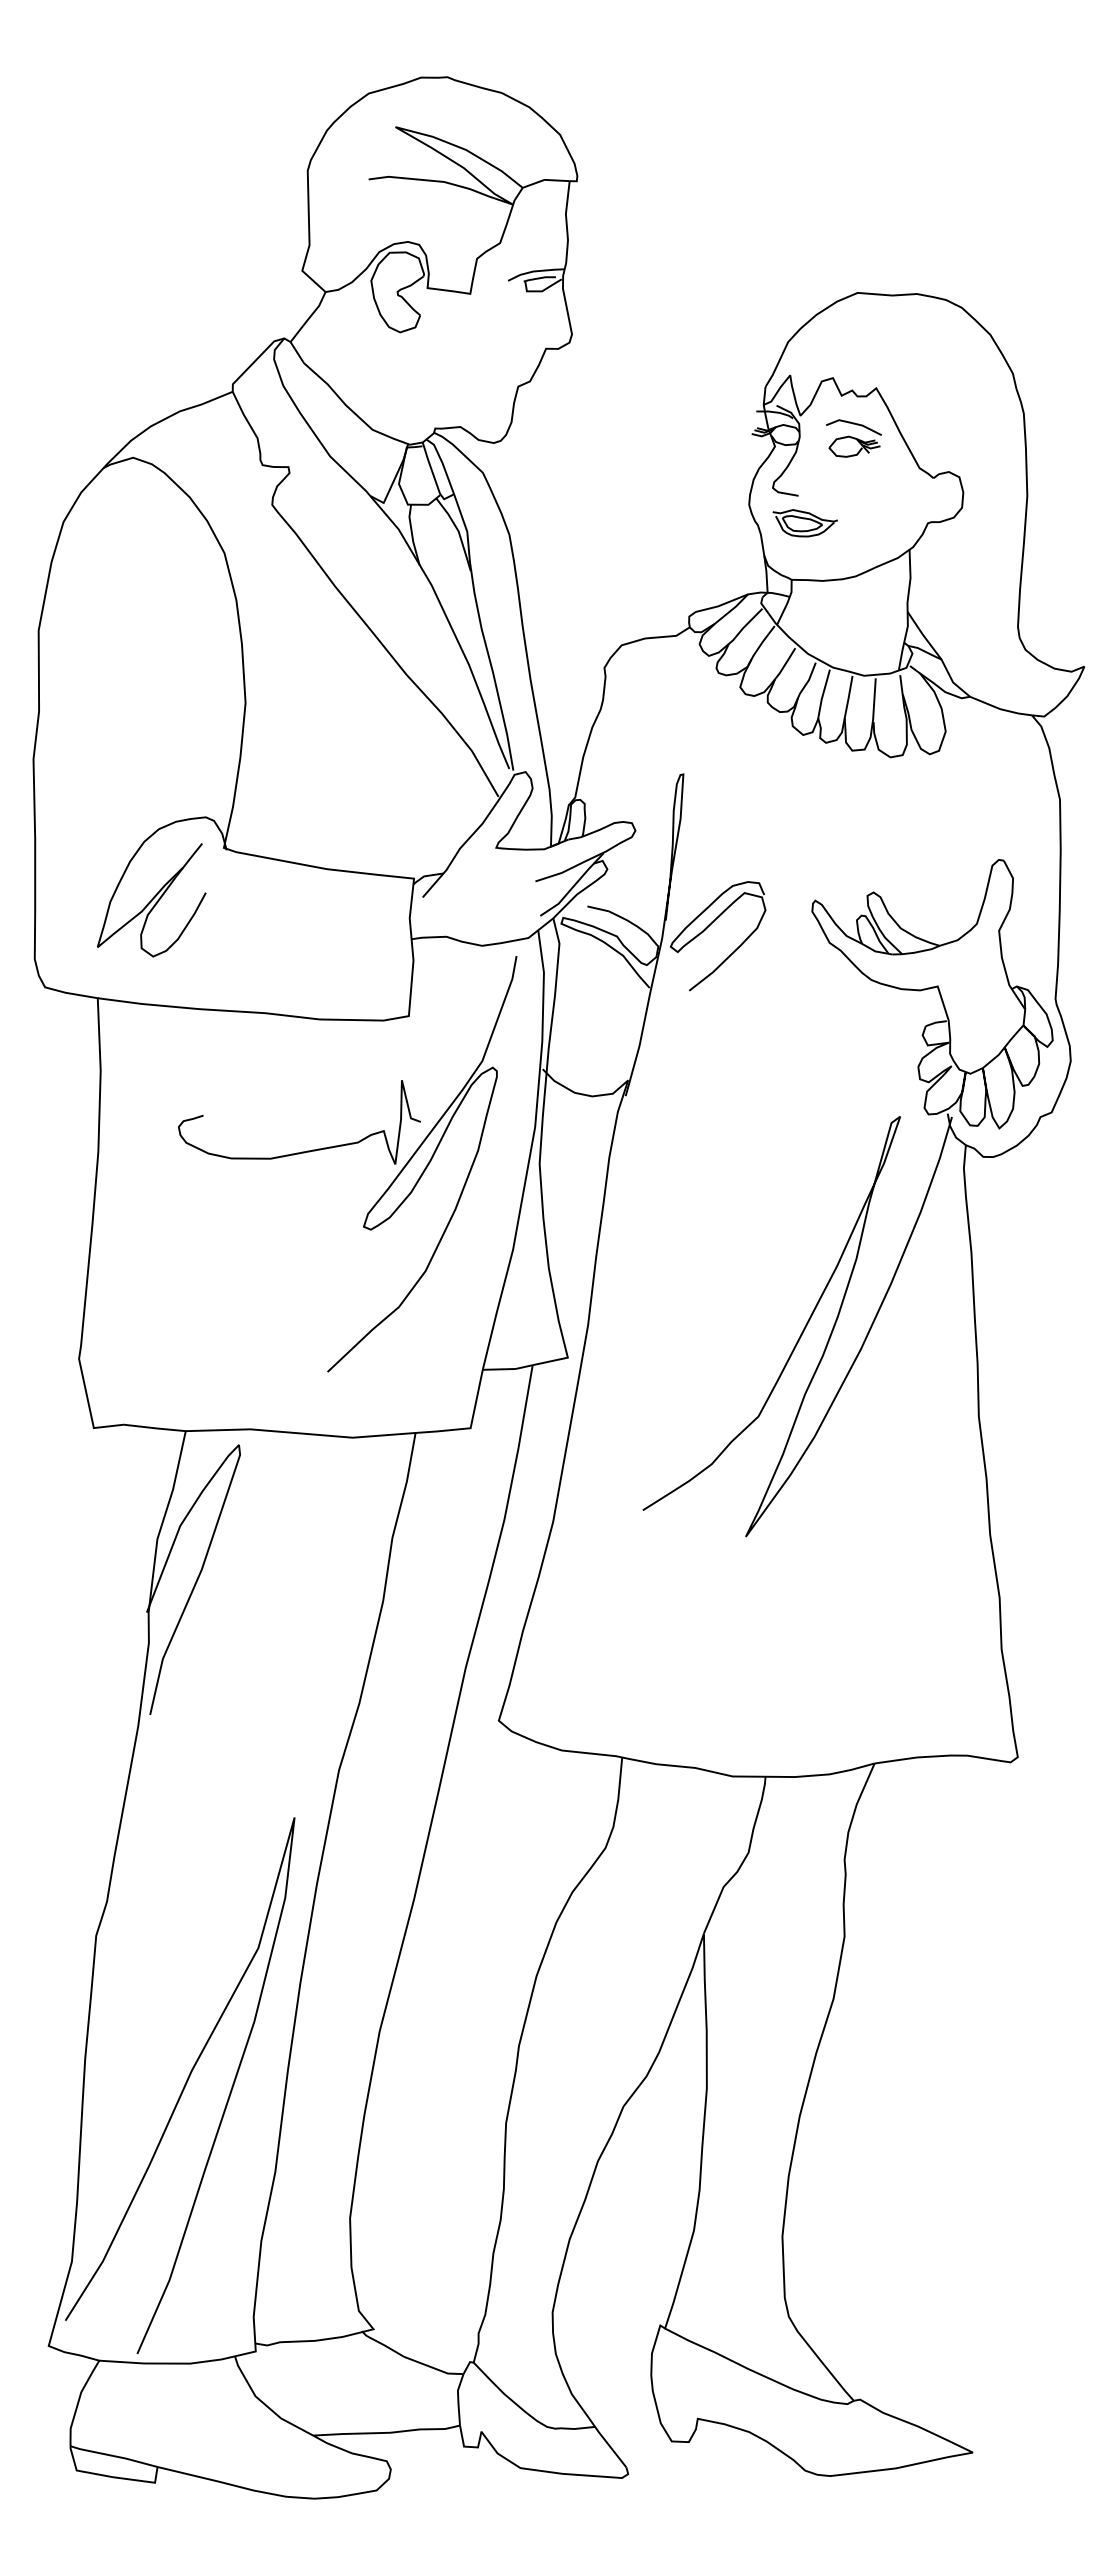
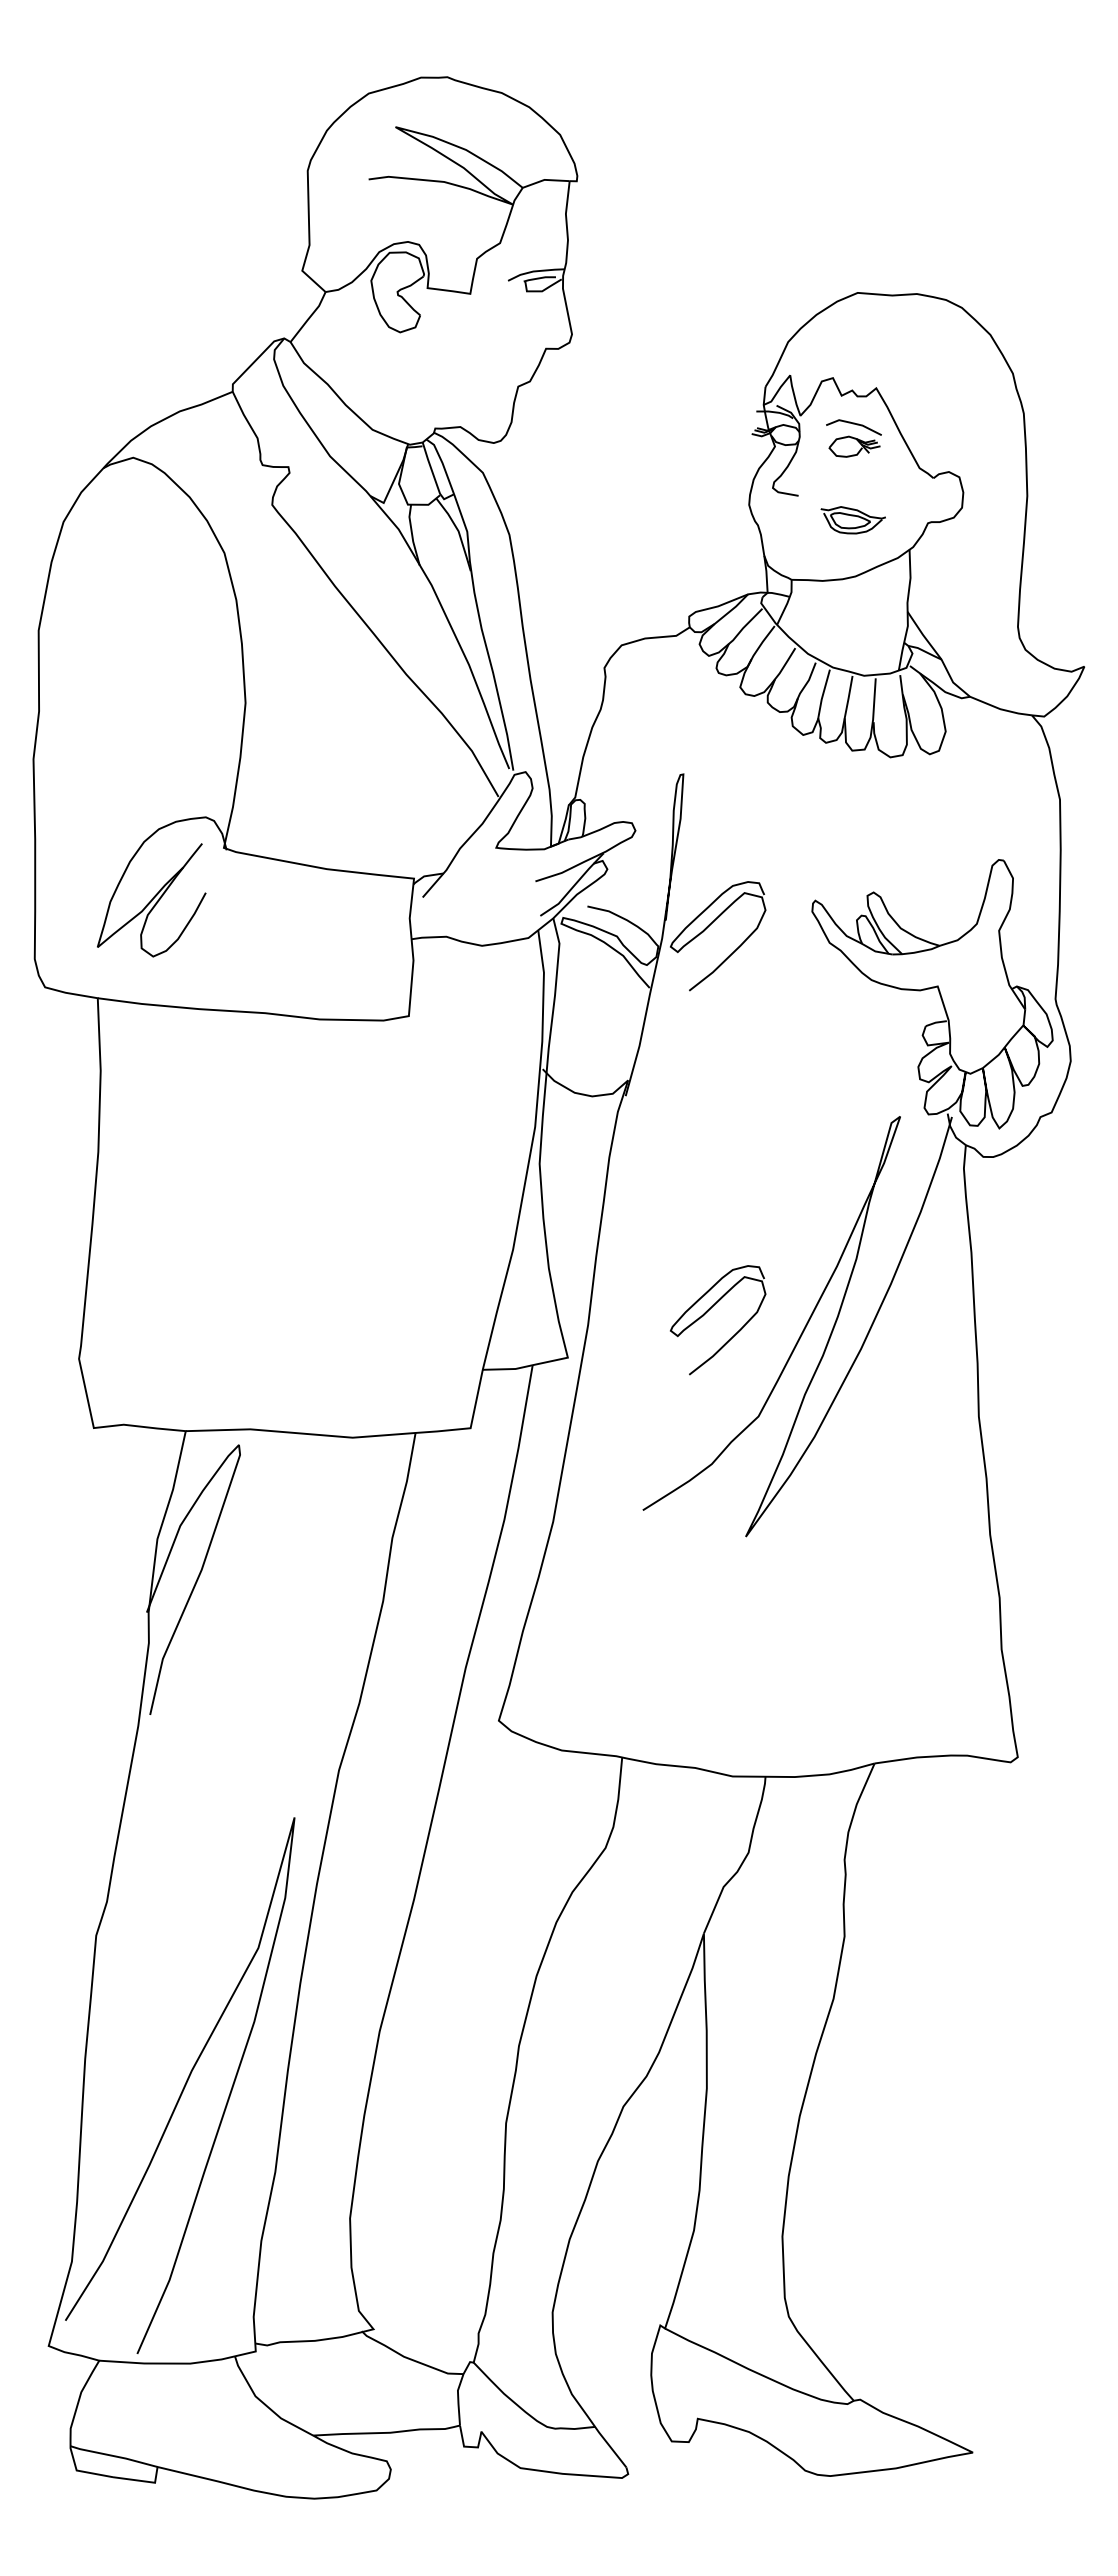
part position: (804, 523) -> (852, 520) (852, 520)
part: present -> none (343, 1146)
curve: none -> present (709, 1310)
